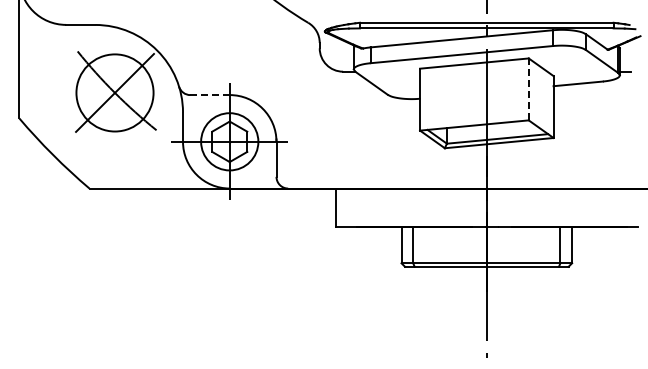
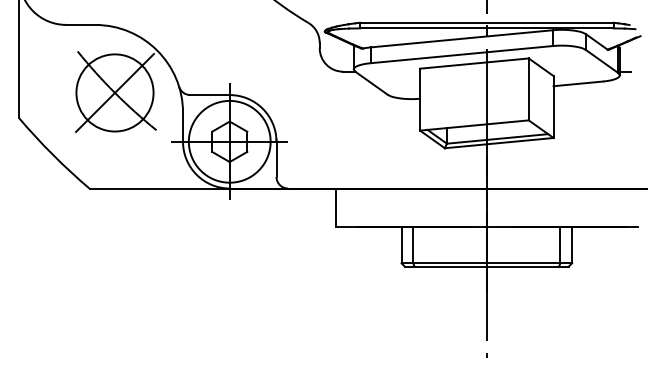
line: dashed -> solid (528, 89)
line: dashed -> solid (210, 95)
circle diameter: 57 px -> 82 px (229, 141)
